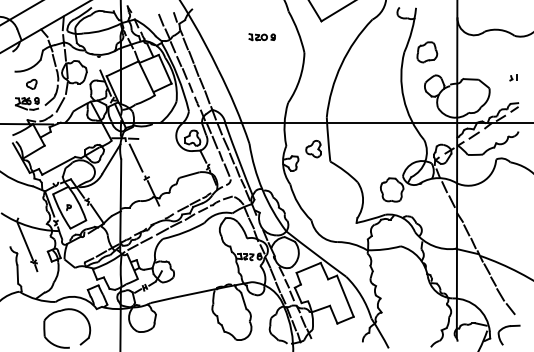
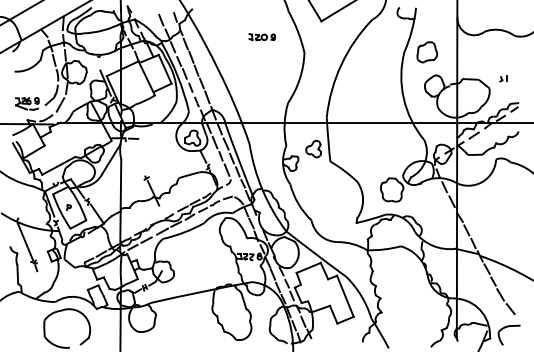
part position: (513, 77) -> (503, 78) (503, 78)
part: present -> none (31, 83)
line: present -> none (135, 157)
